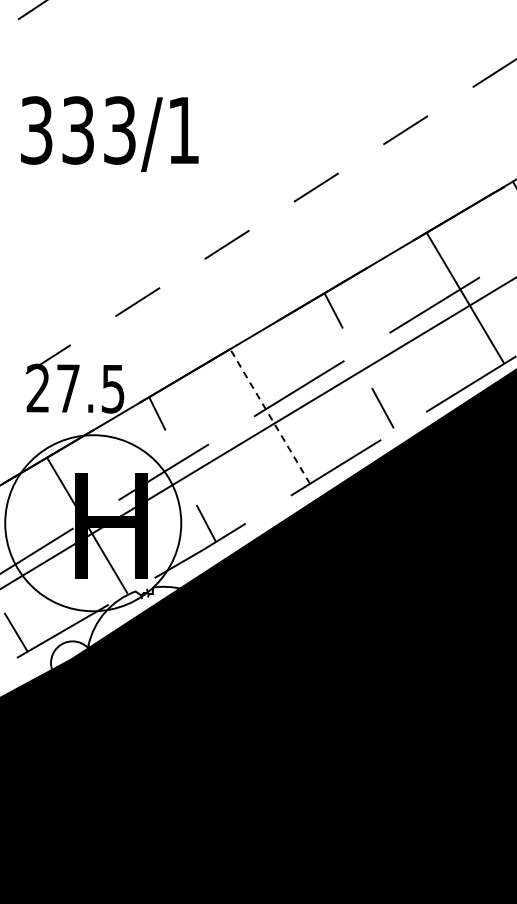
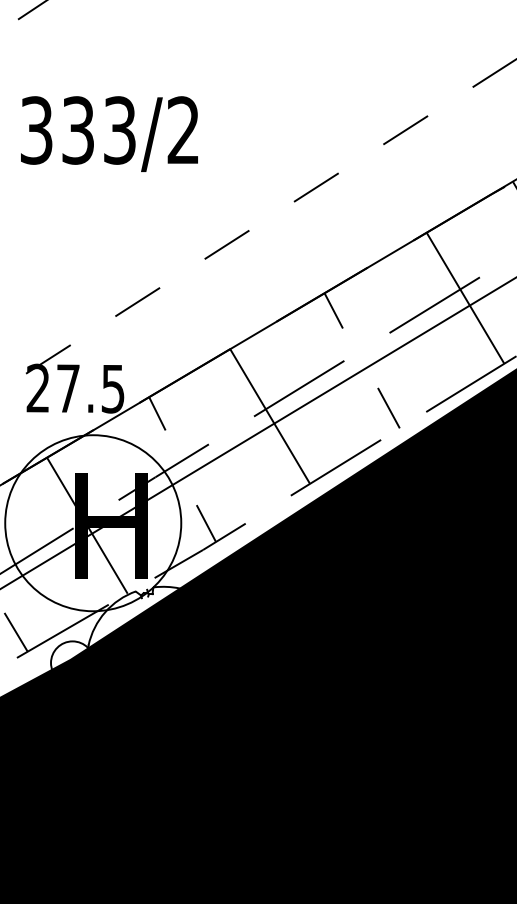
text: 333/1 -> 333/2 (182, 129)
line position: (382, 407) -> (388, 407) (388, 407)
line: dashed -> solid (269, 416)
